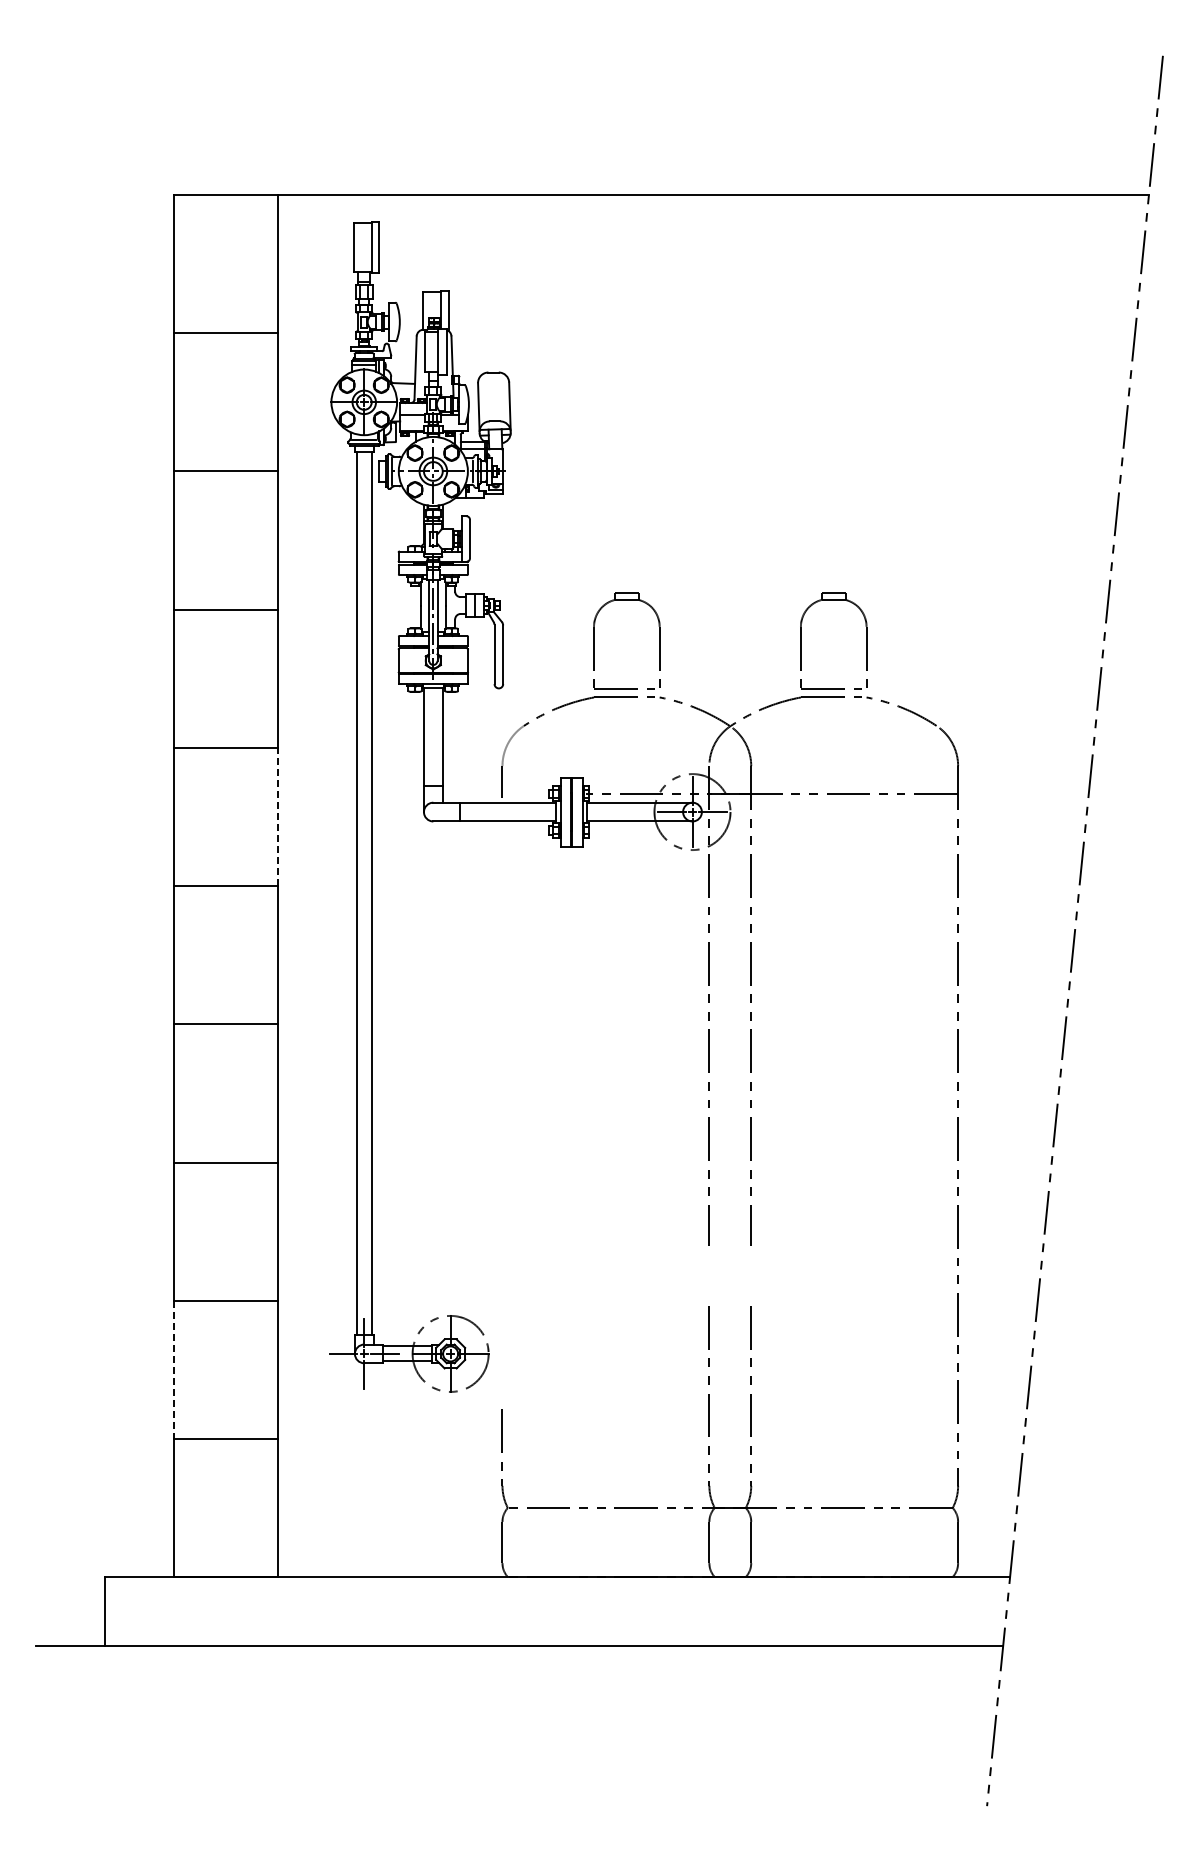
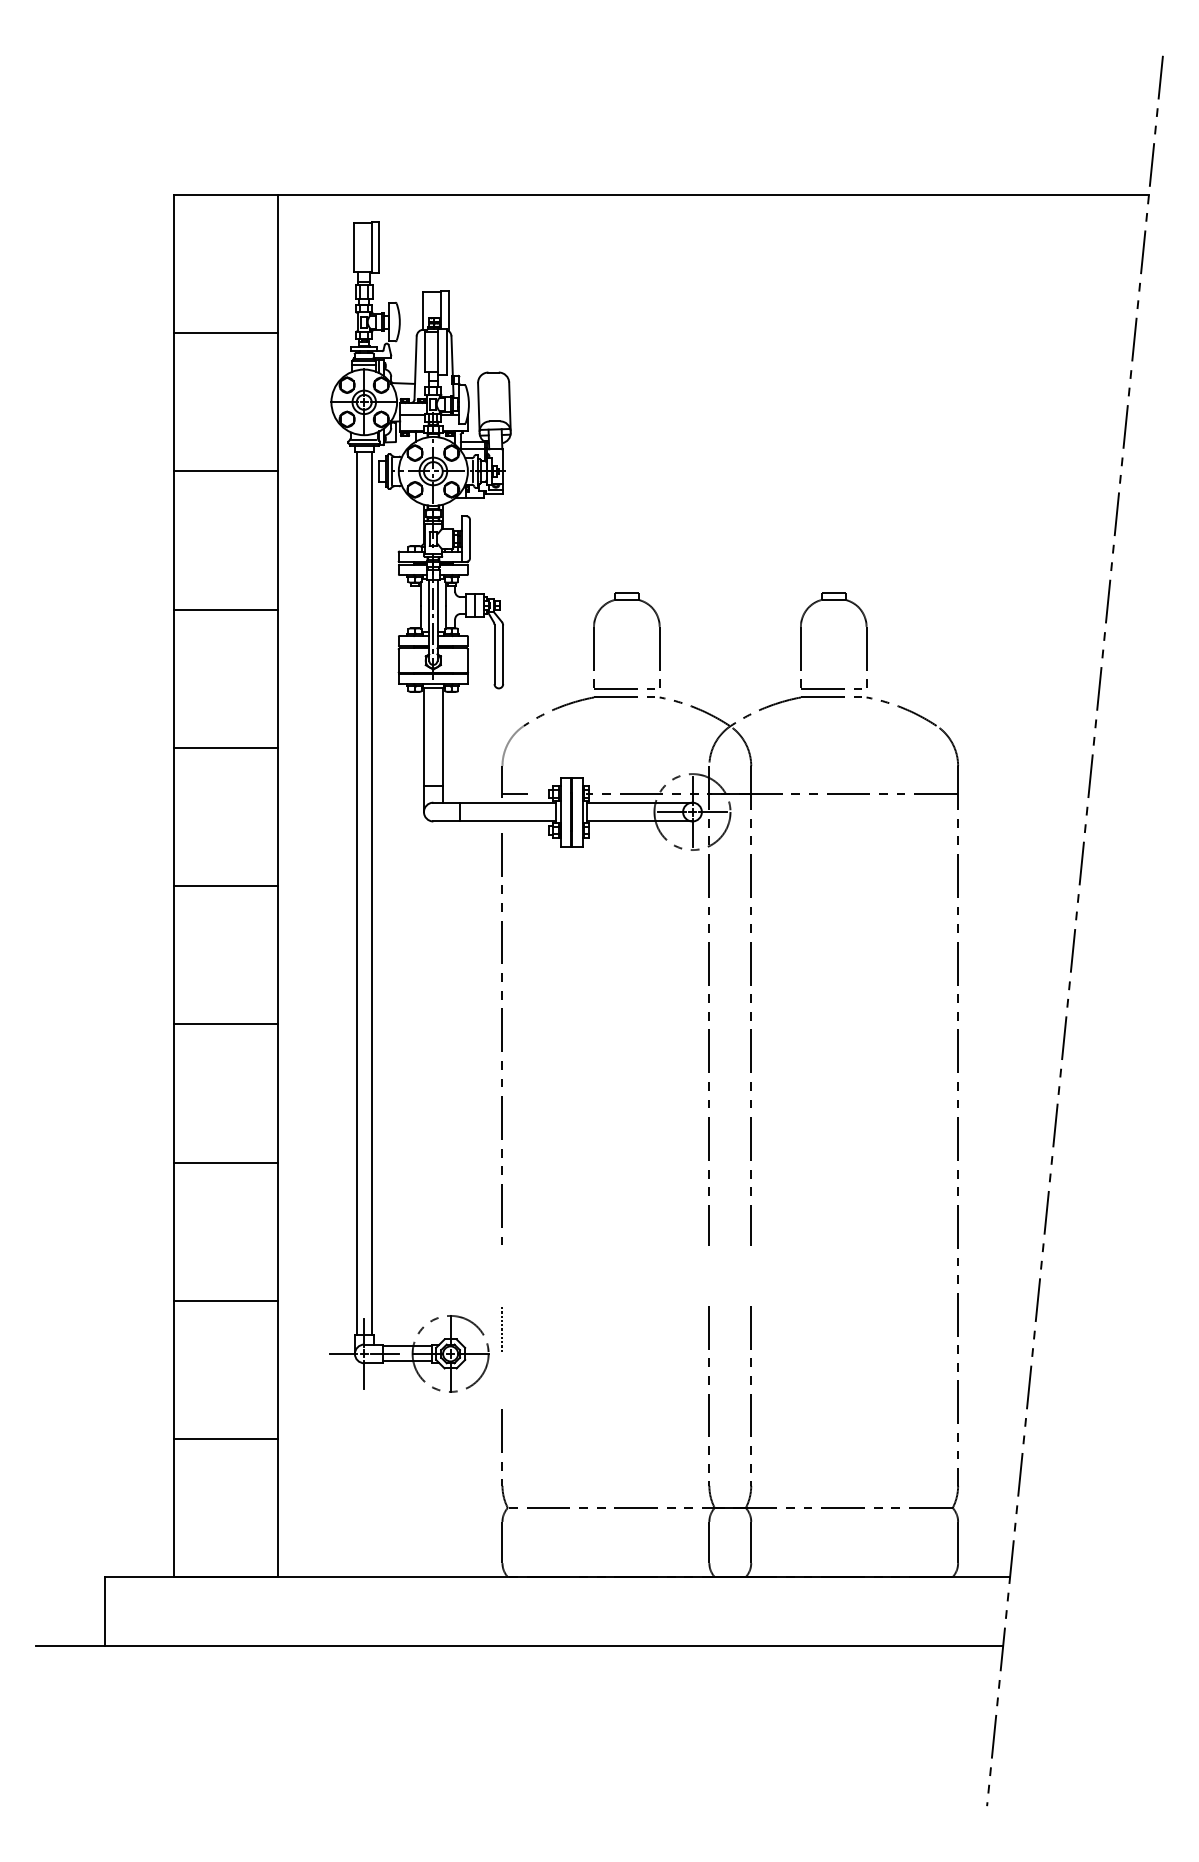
line: none -> present (514, 793)
line: dashed -> solid (277, 816)
line: none -> present (501, 1038)
line: none -> present (501, 1329)
line: dashed -> solid (174, 1370)
